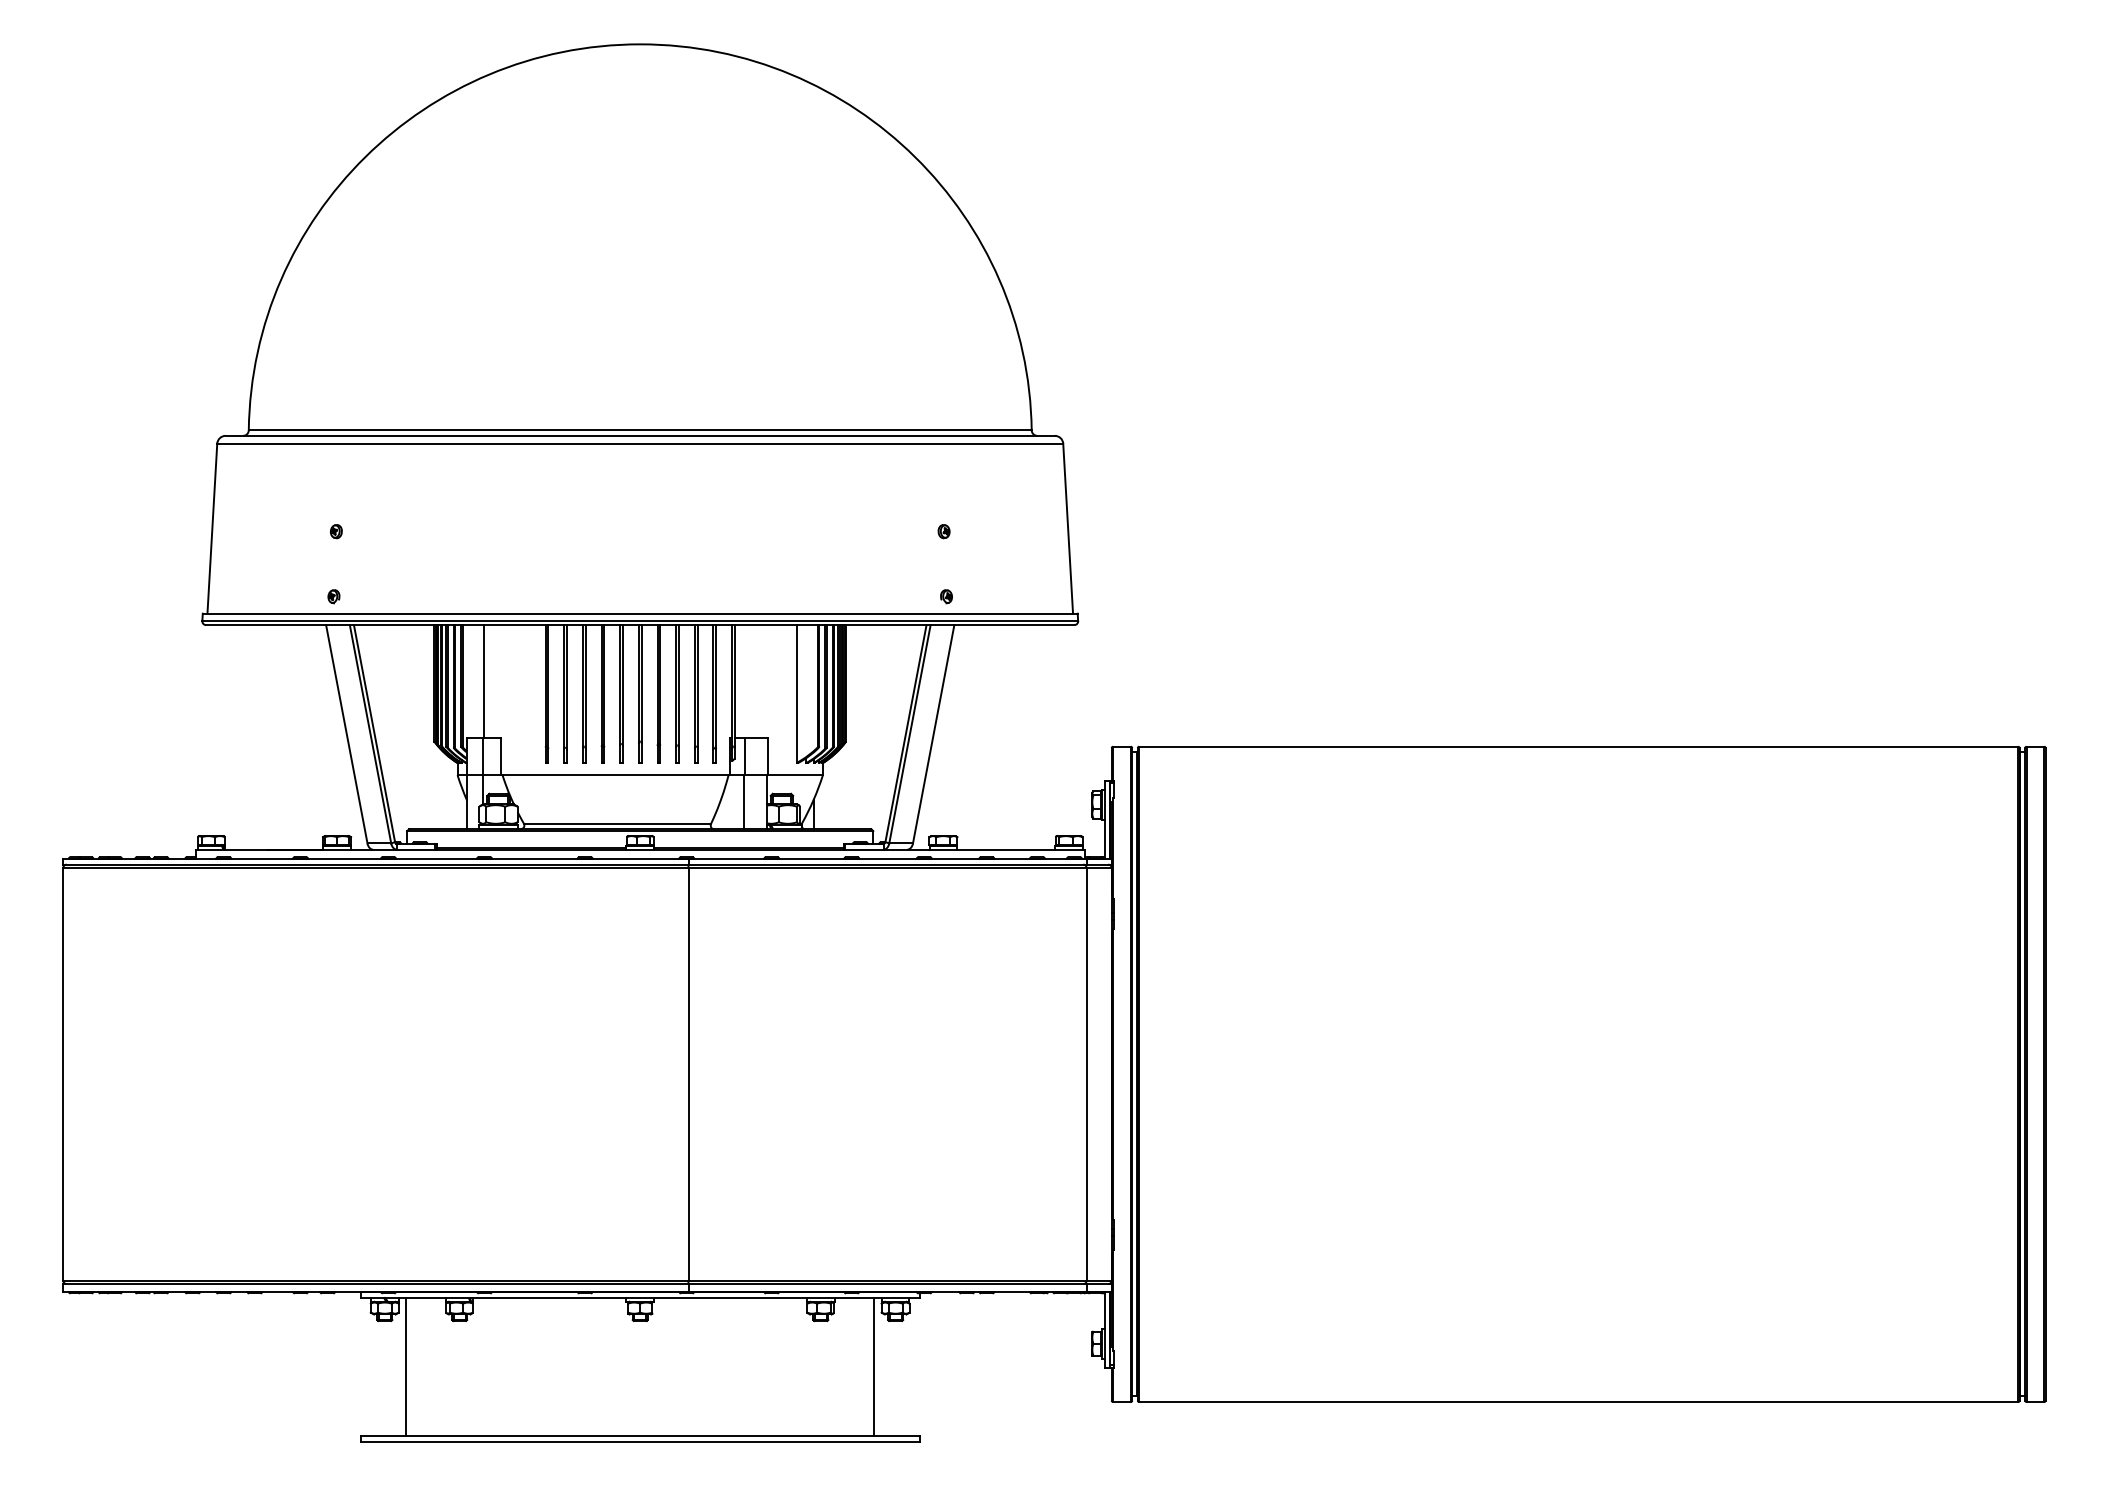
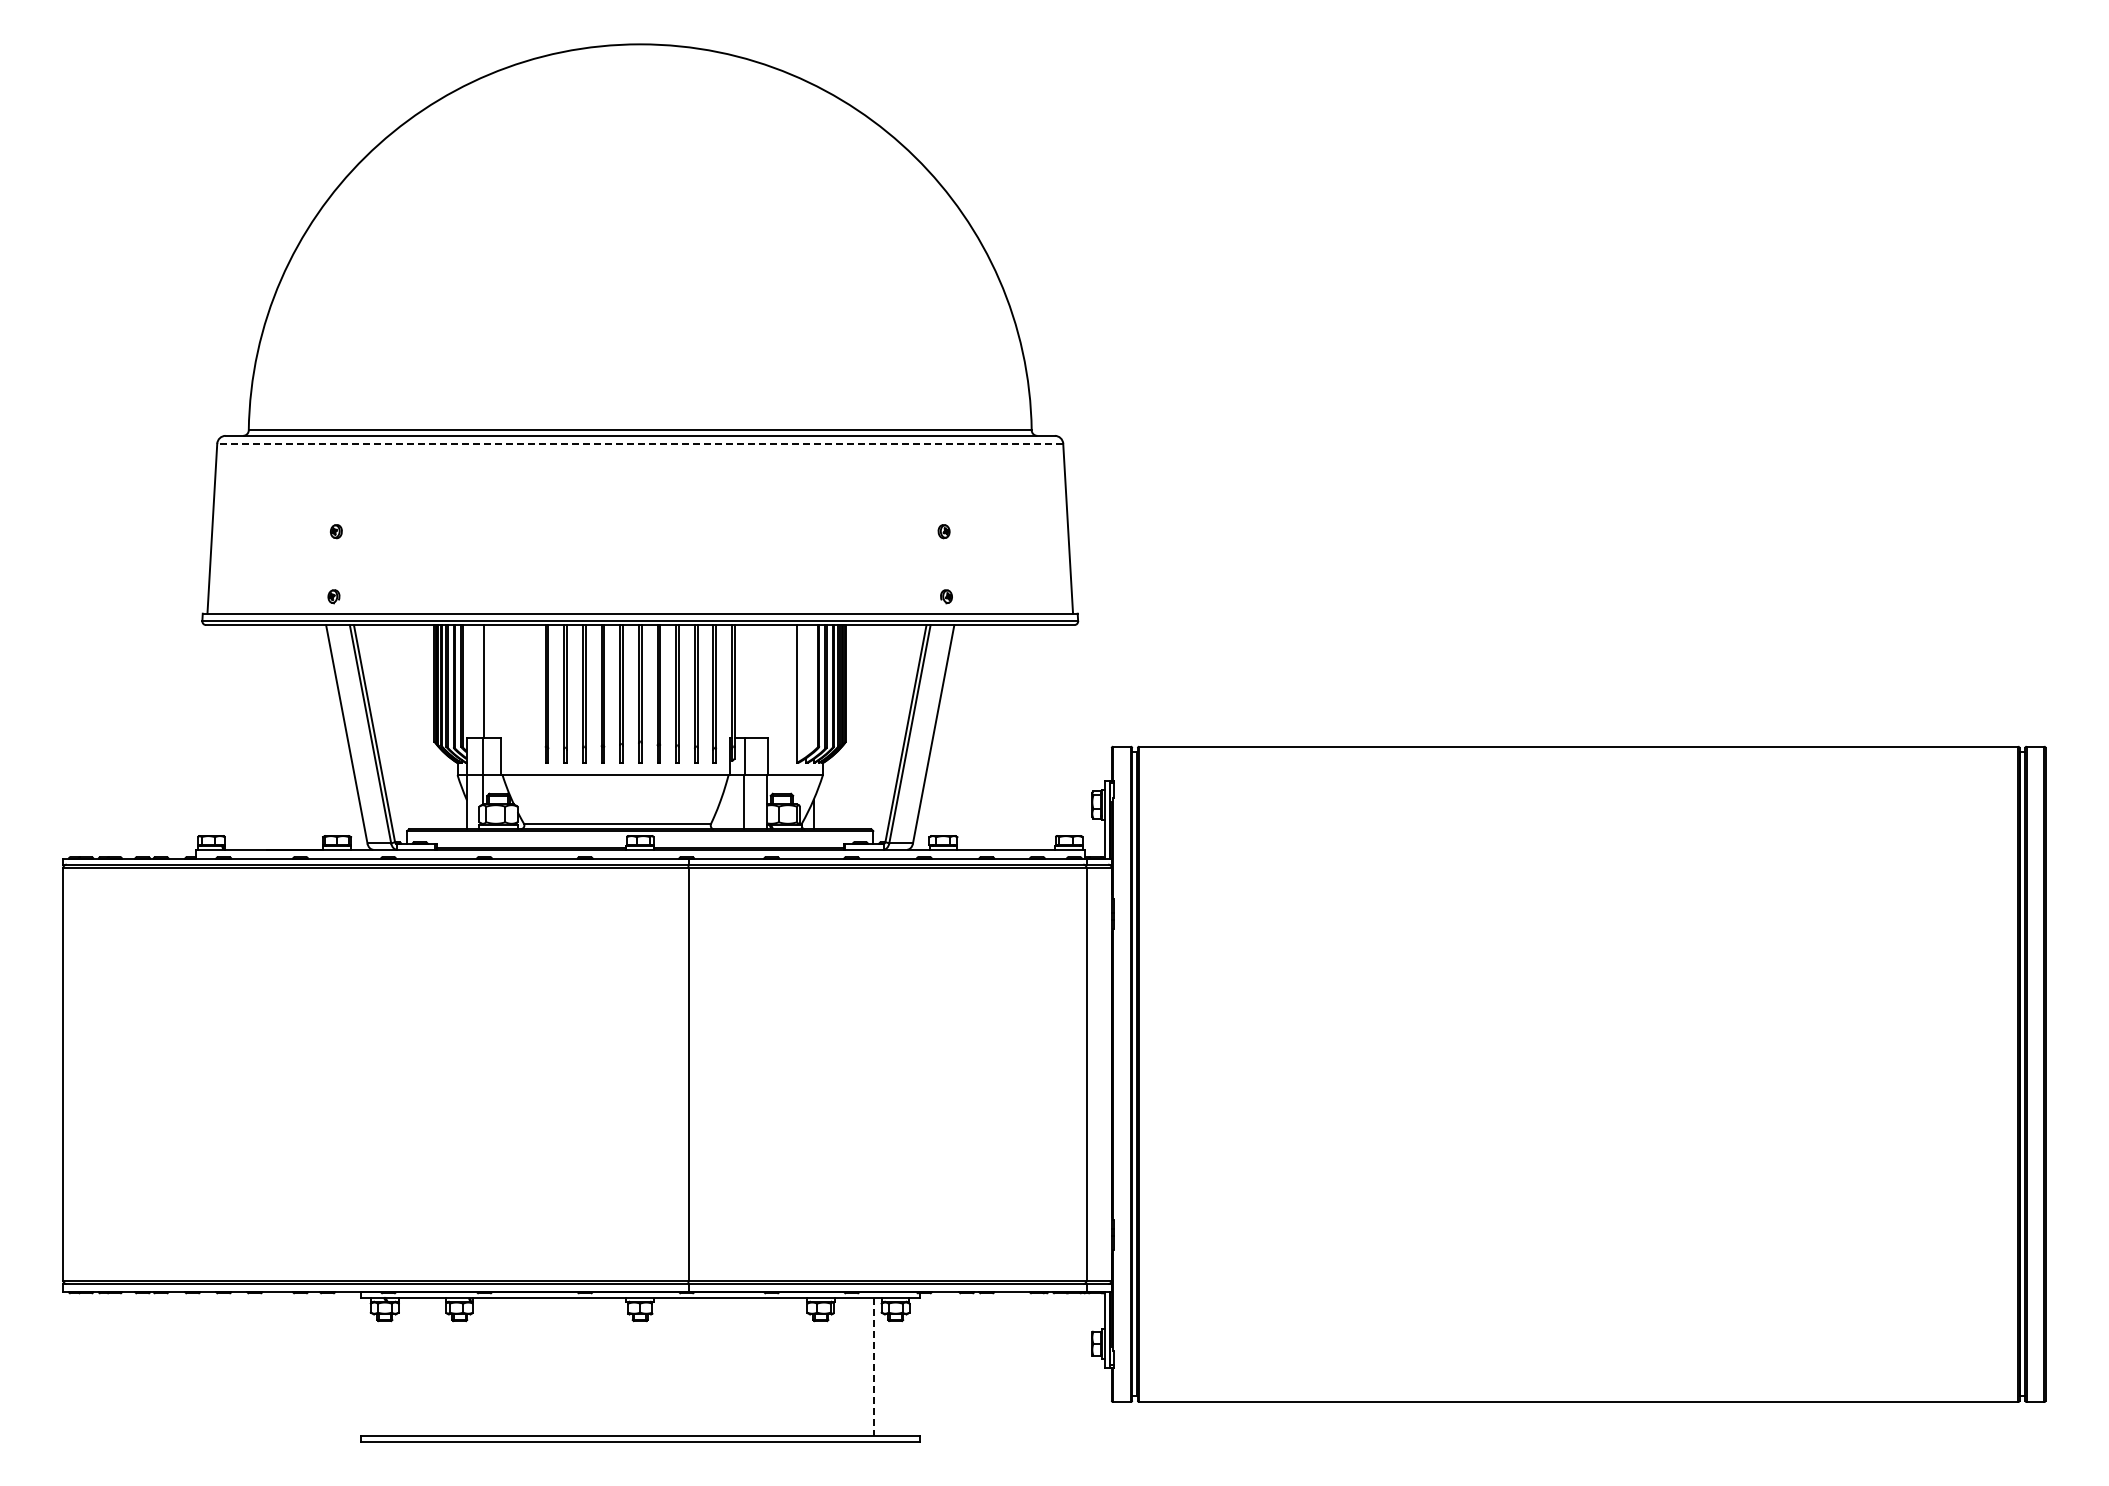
line: solid -> dashed (640, 443)
line: present -> none (406, 1367)
line: solid -> dashed (874, 1367)
